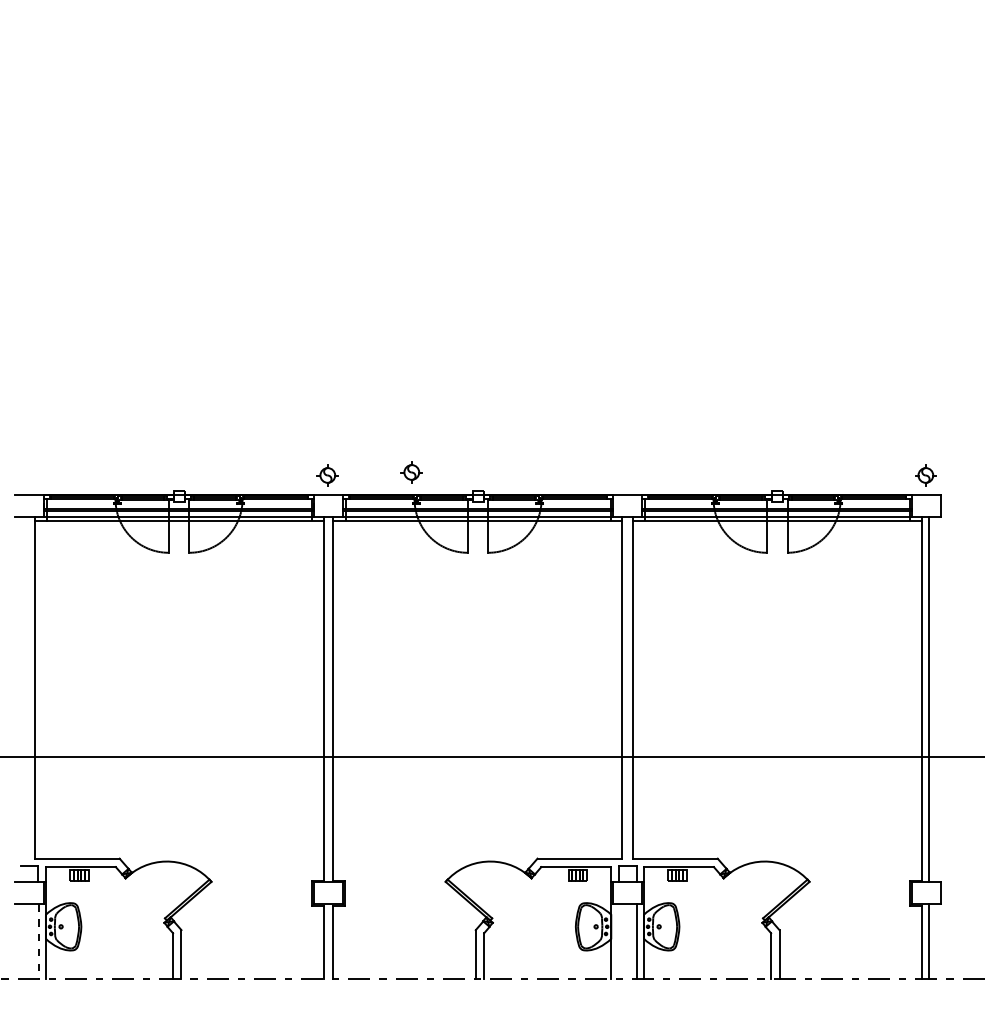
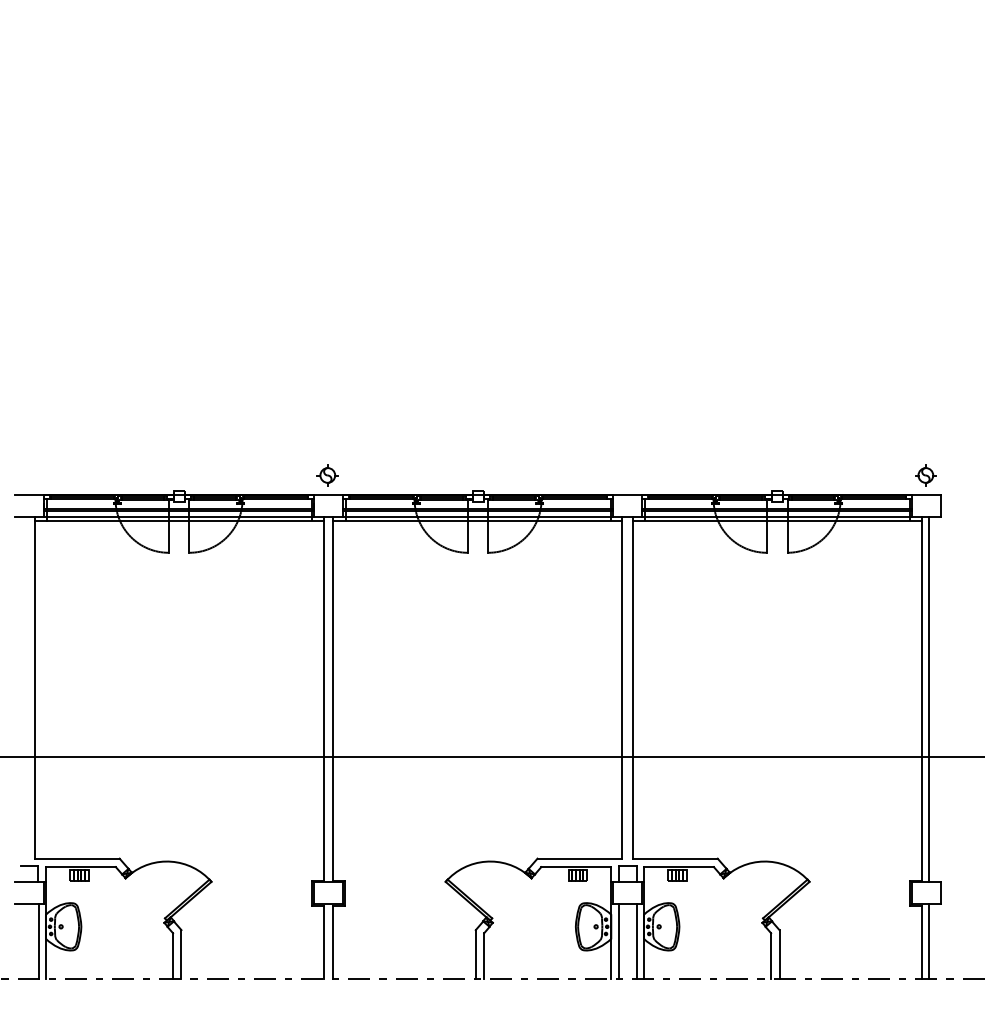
part: present -> none (411, 472)
line: none -> present (618, 941)
line: dashed -> solid (38, 942)
